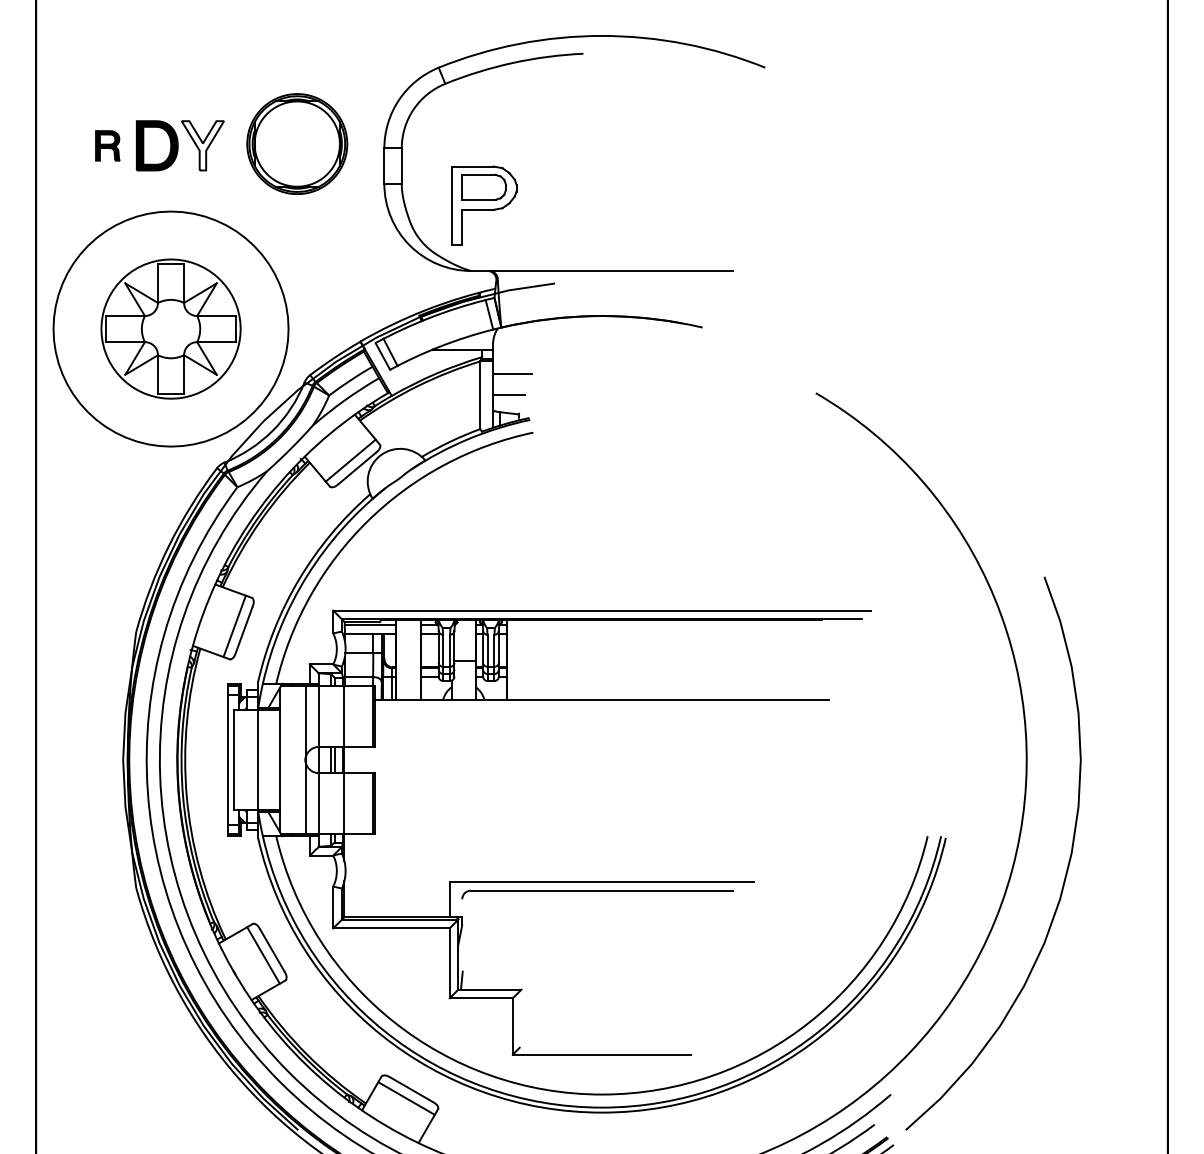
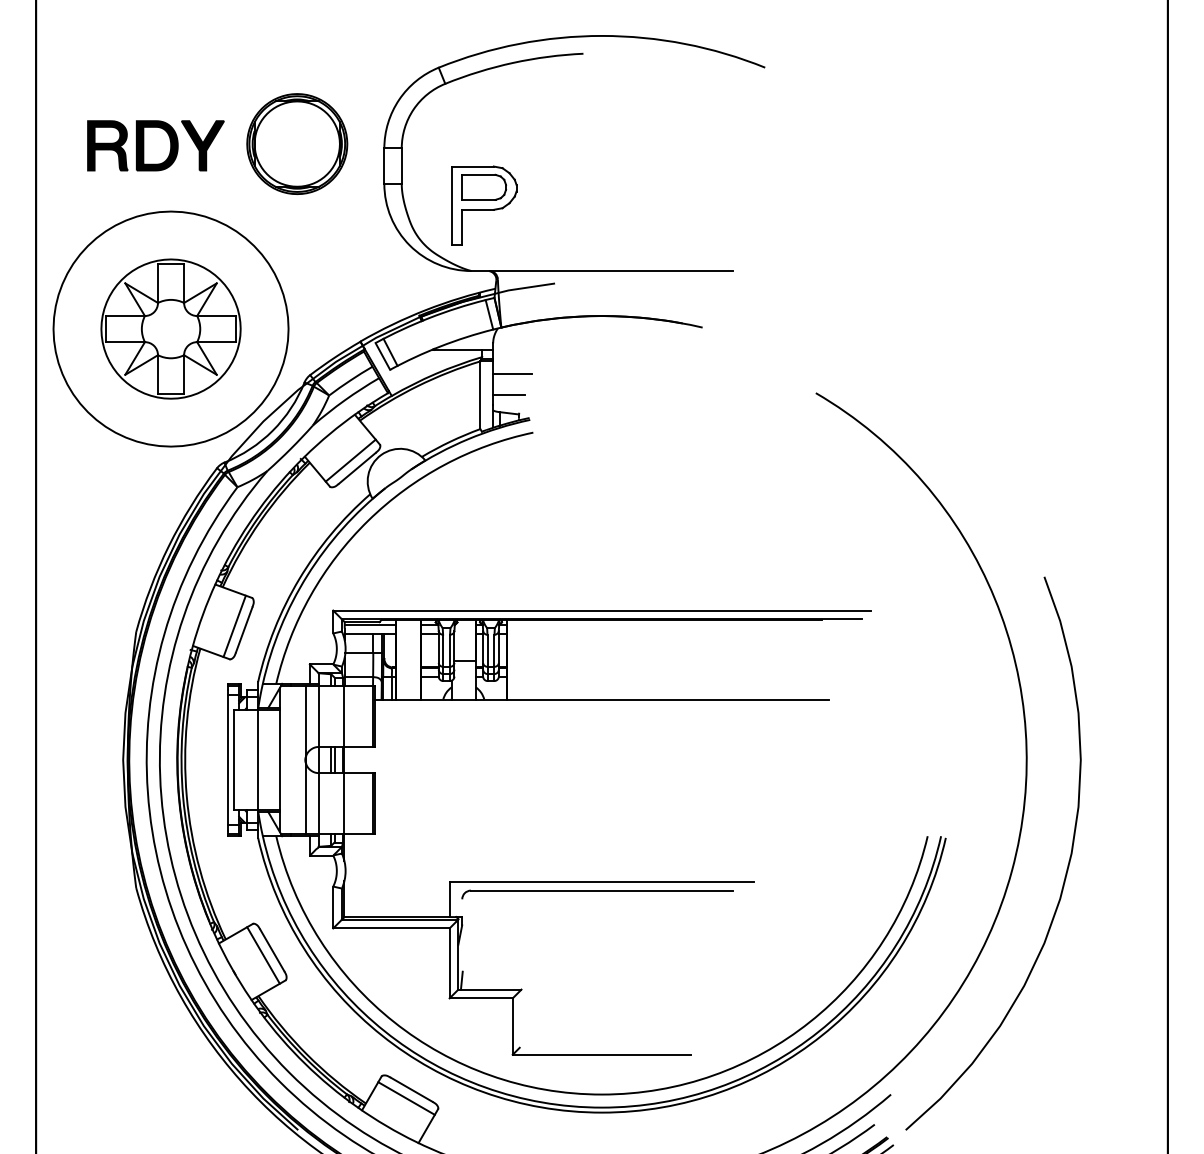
part size: 26x32 px -> 42x52 px (107, 145)
fill: none -> present (202, 145)
